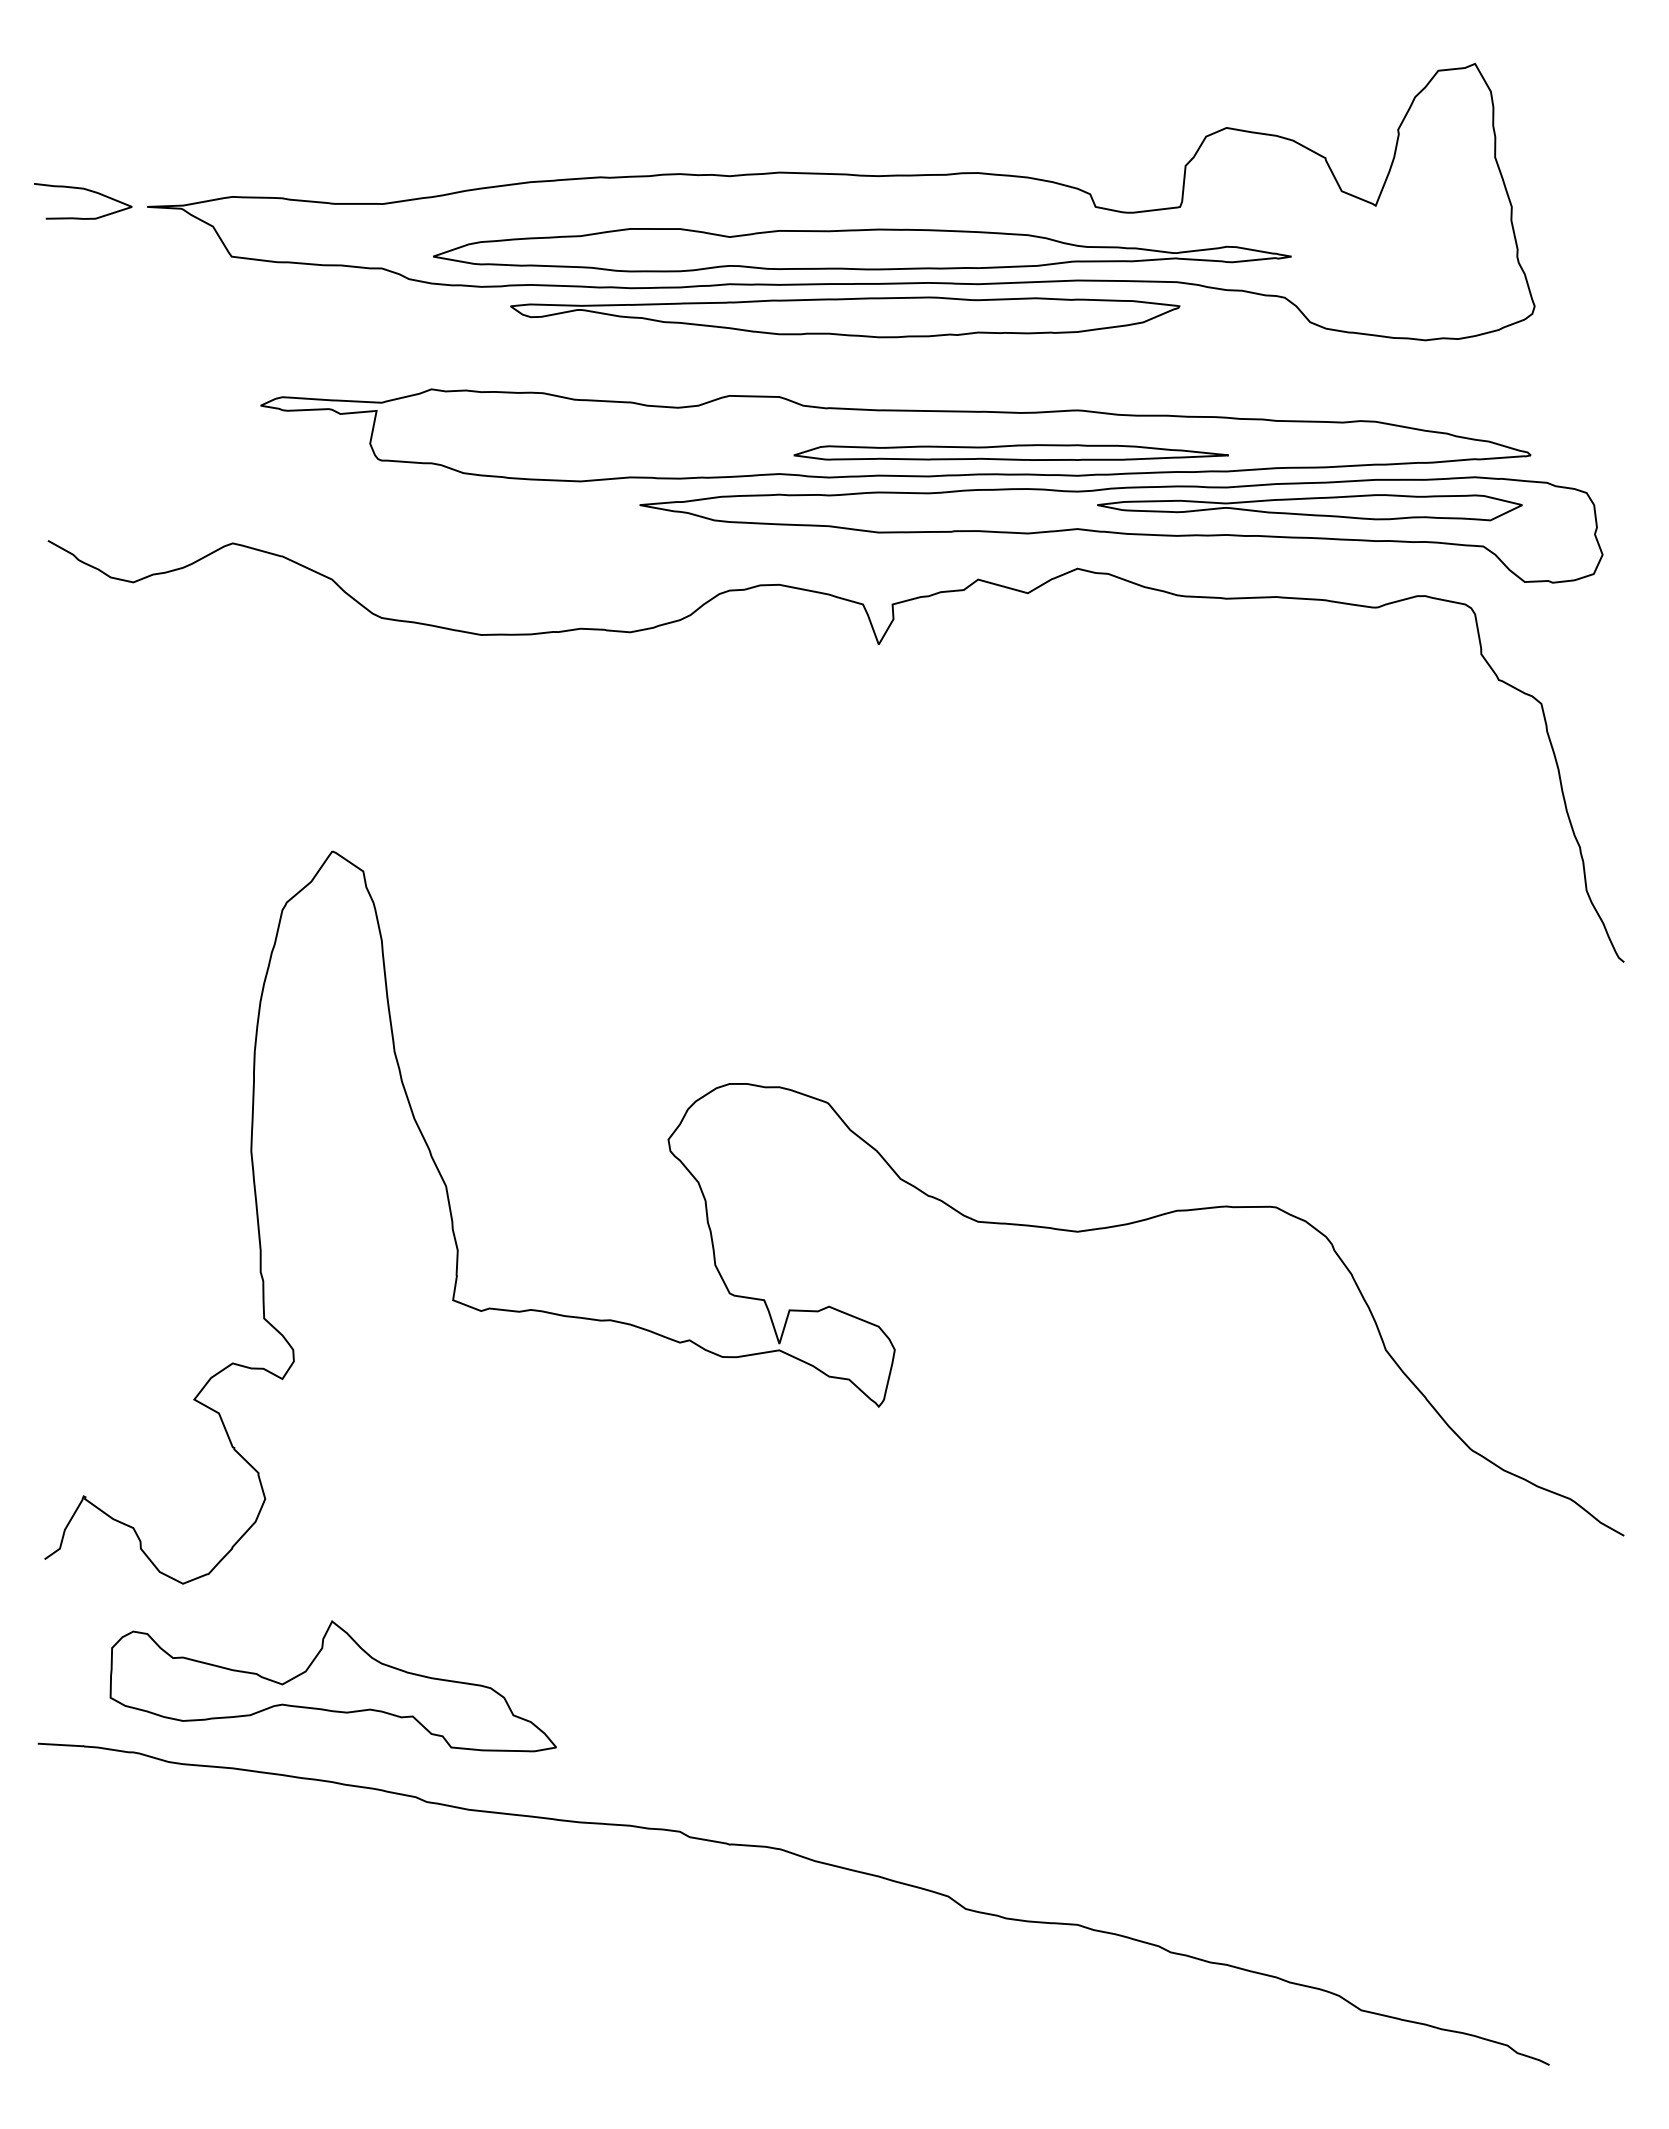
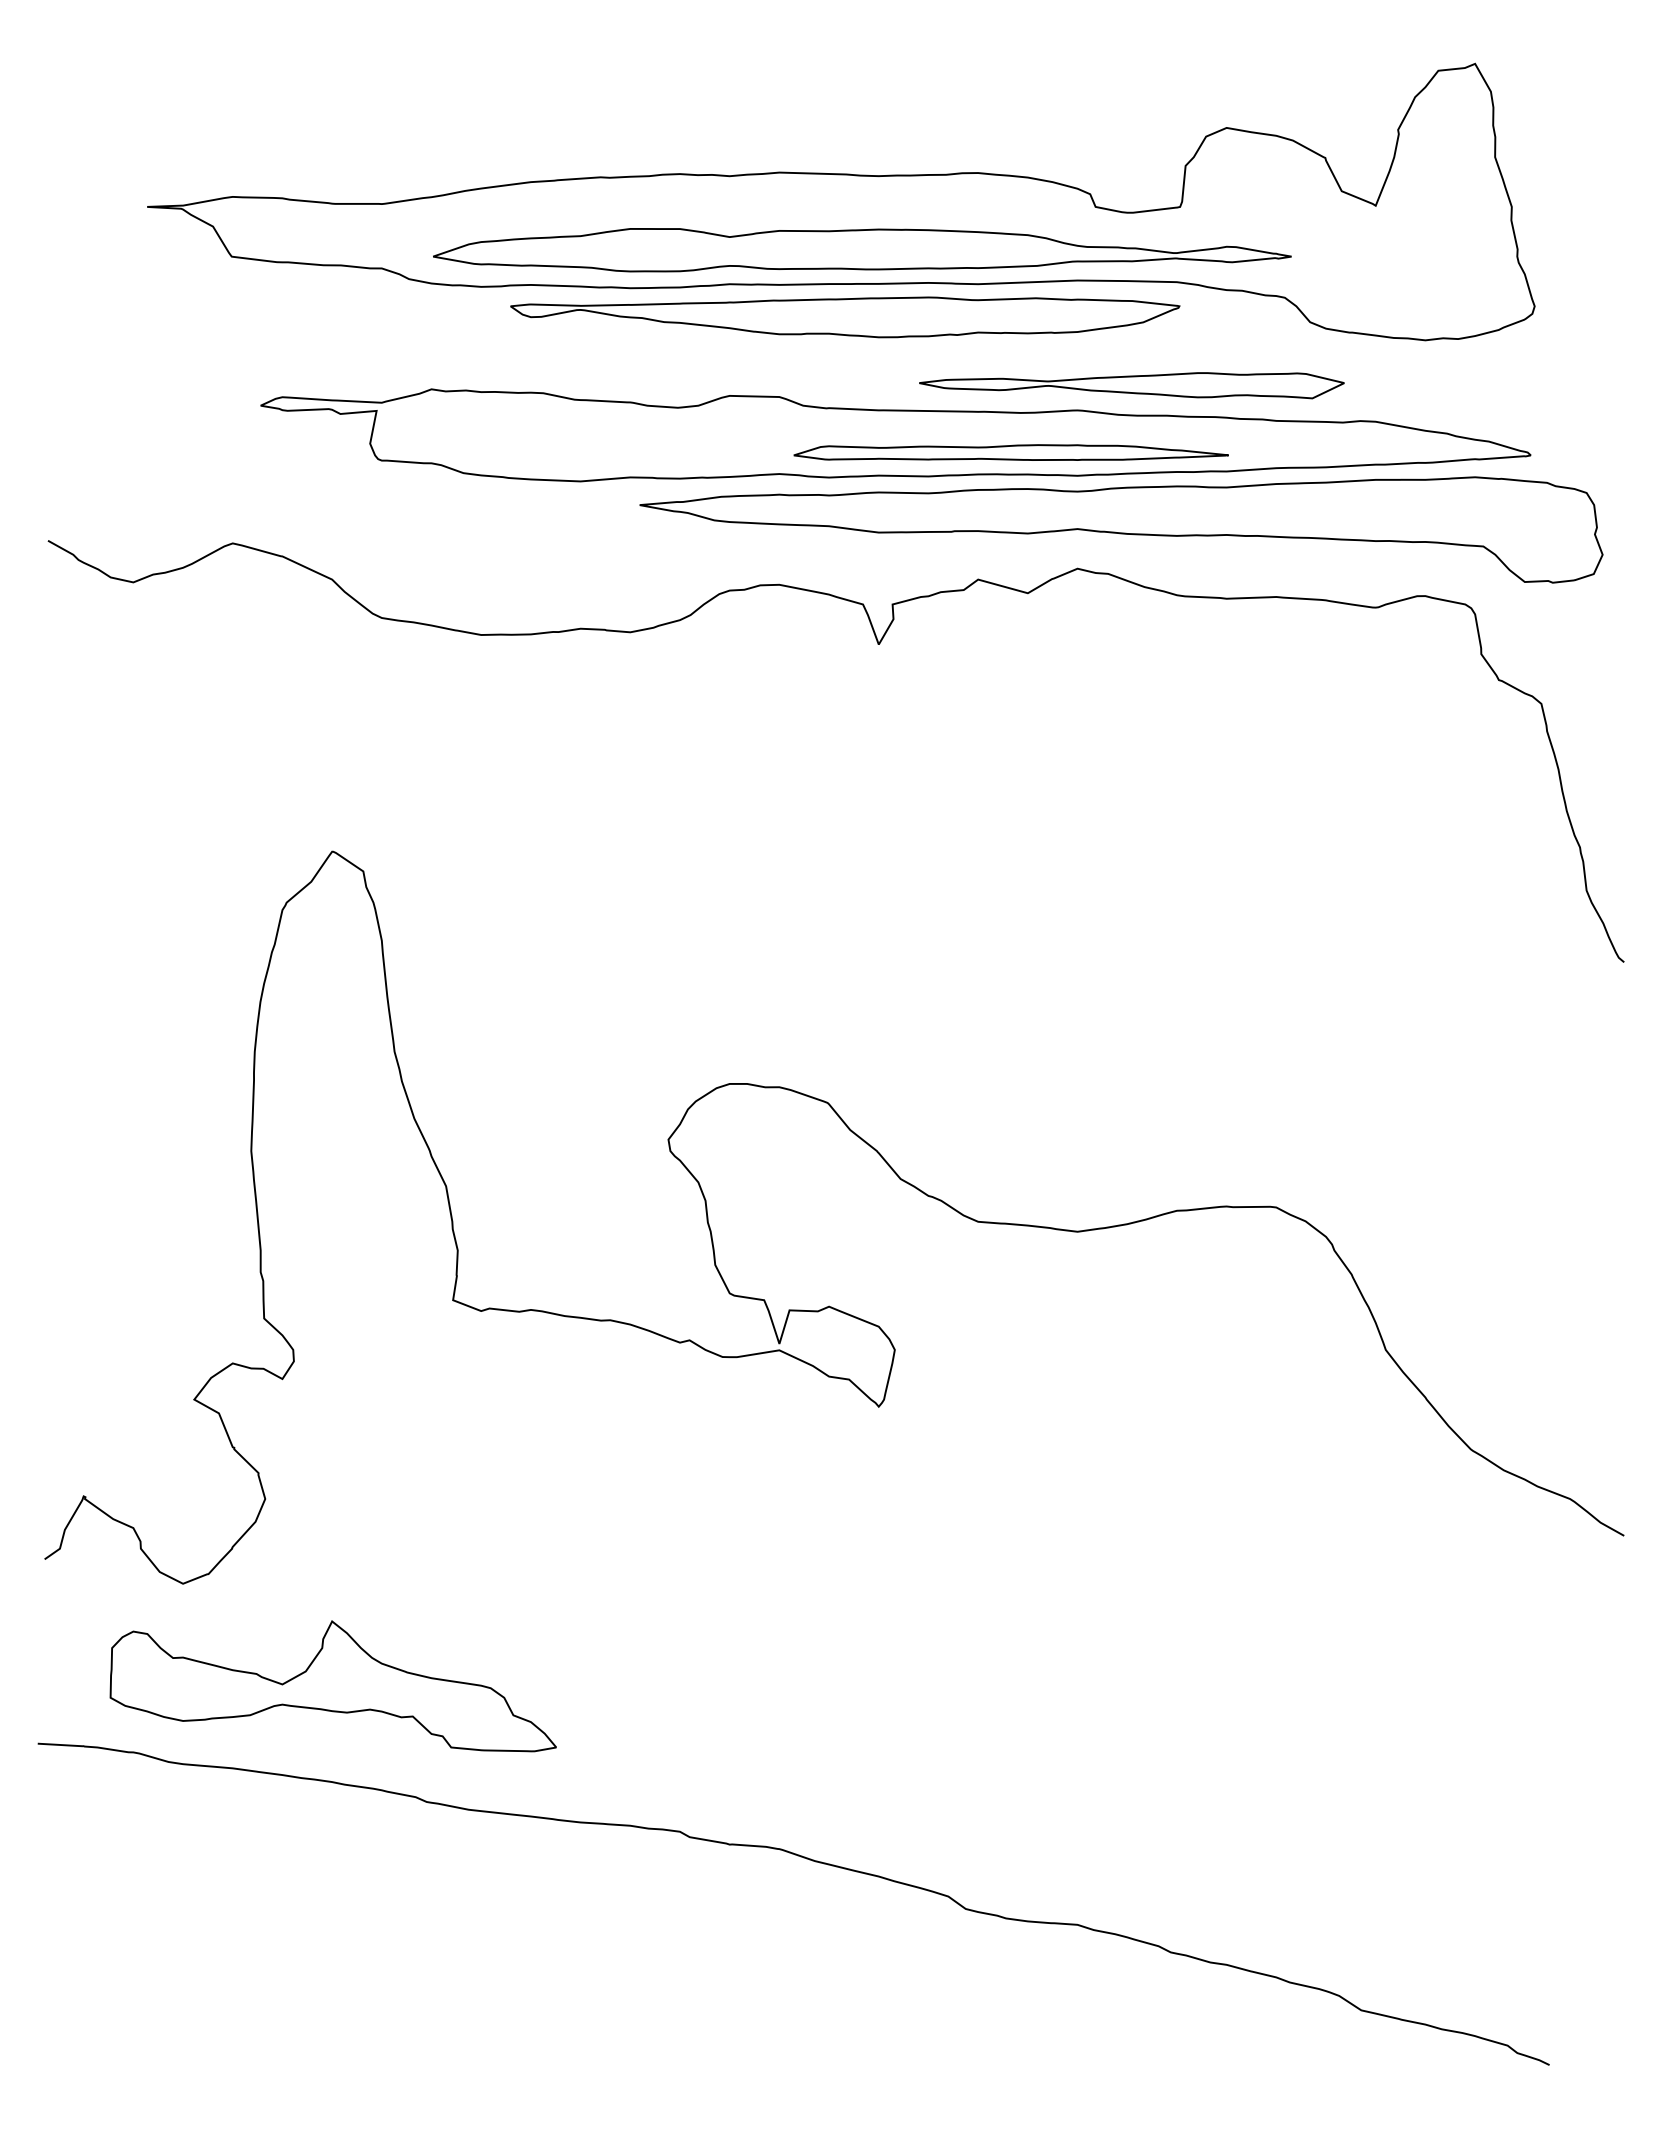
curve: present -> none (85, 190)
part position: (1309, 507) -> (1131, 385) (1131, 385)
